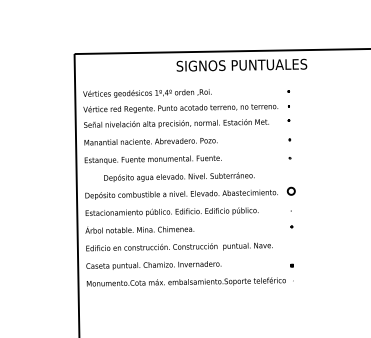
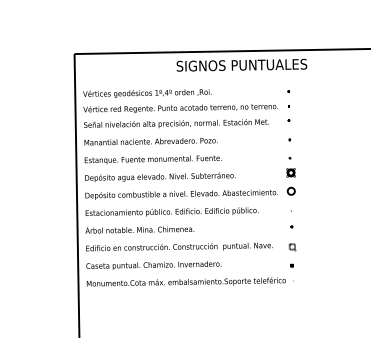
part: none -> present (290, 172)
text position: (179, 176) -> (160, 176) (160, 176)
part: none -> present (292, 247)
